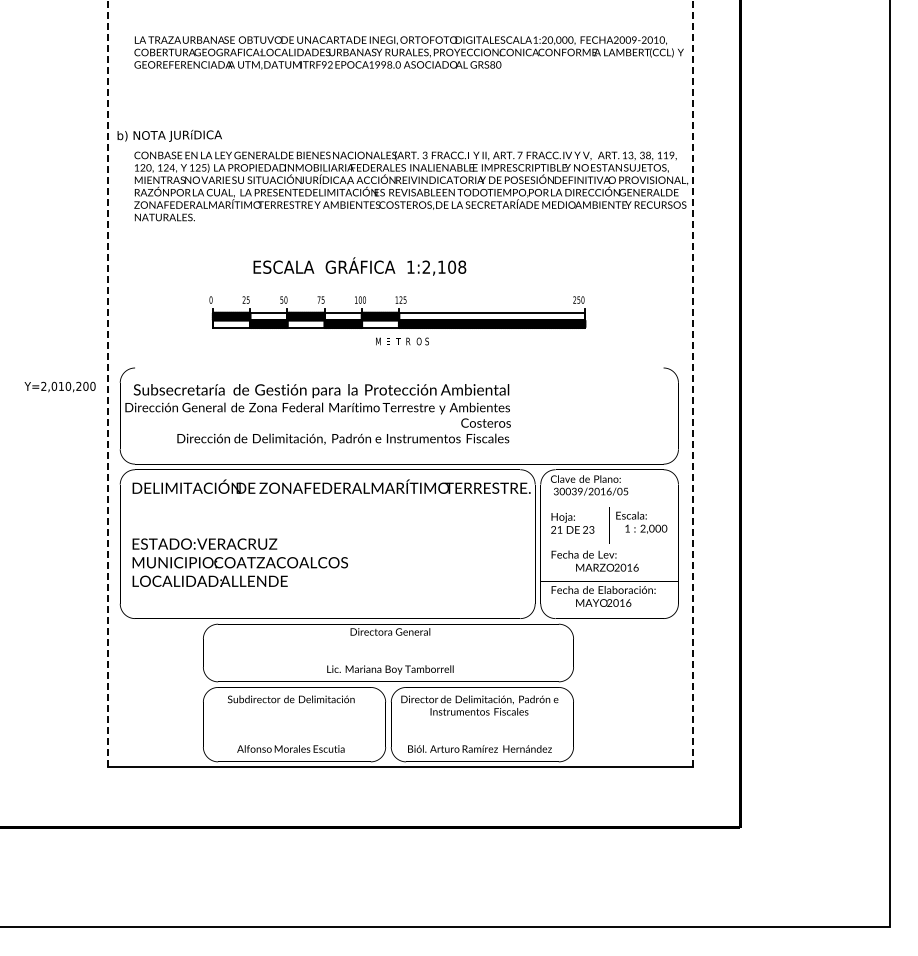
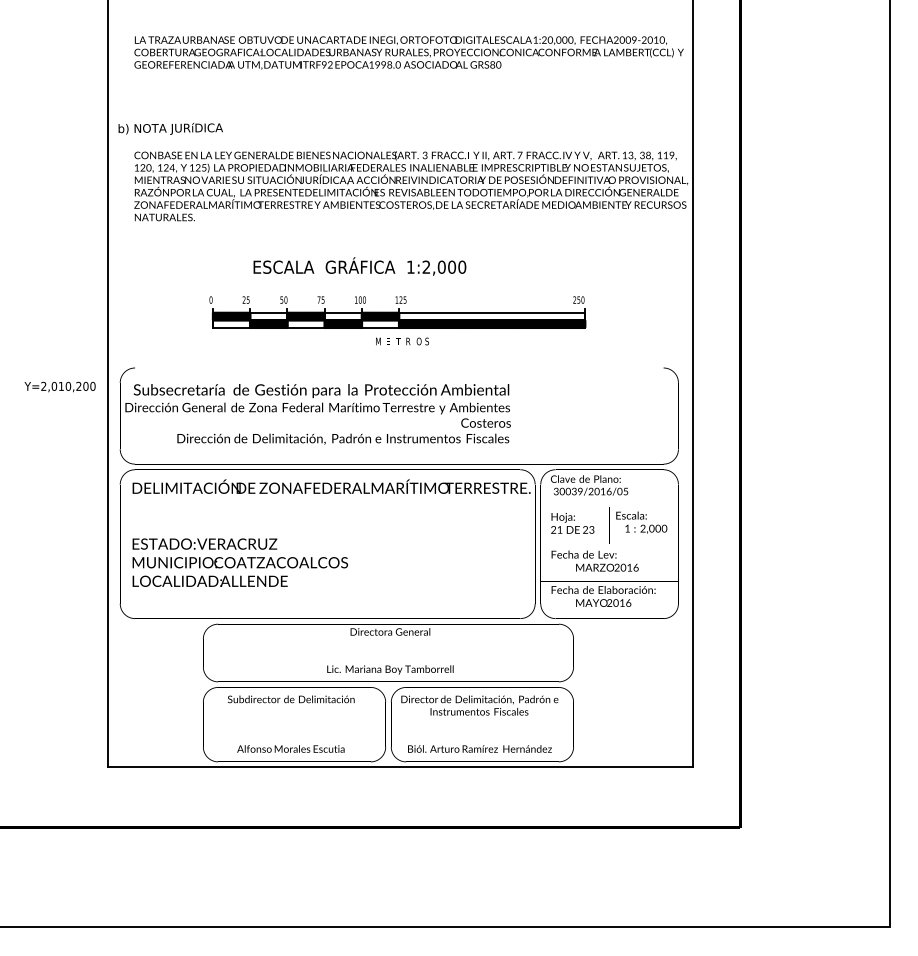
text position: (169, 135) -> (170, 128) (170, 128)
text: 1:2,108 -> 1:2,000 (451, 266)
line: dashed -> solid (107, 383)
line: dashed -> solid (692, 383)
